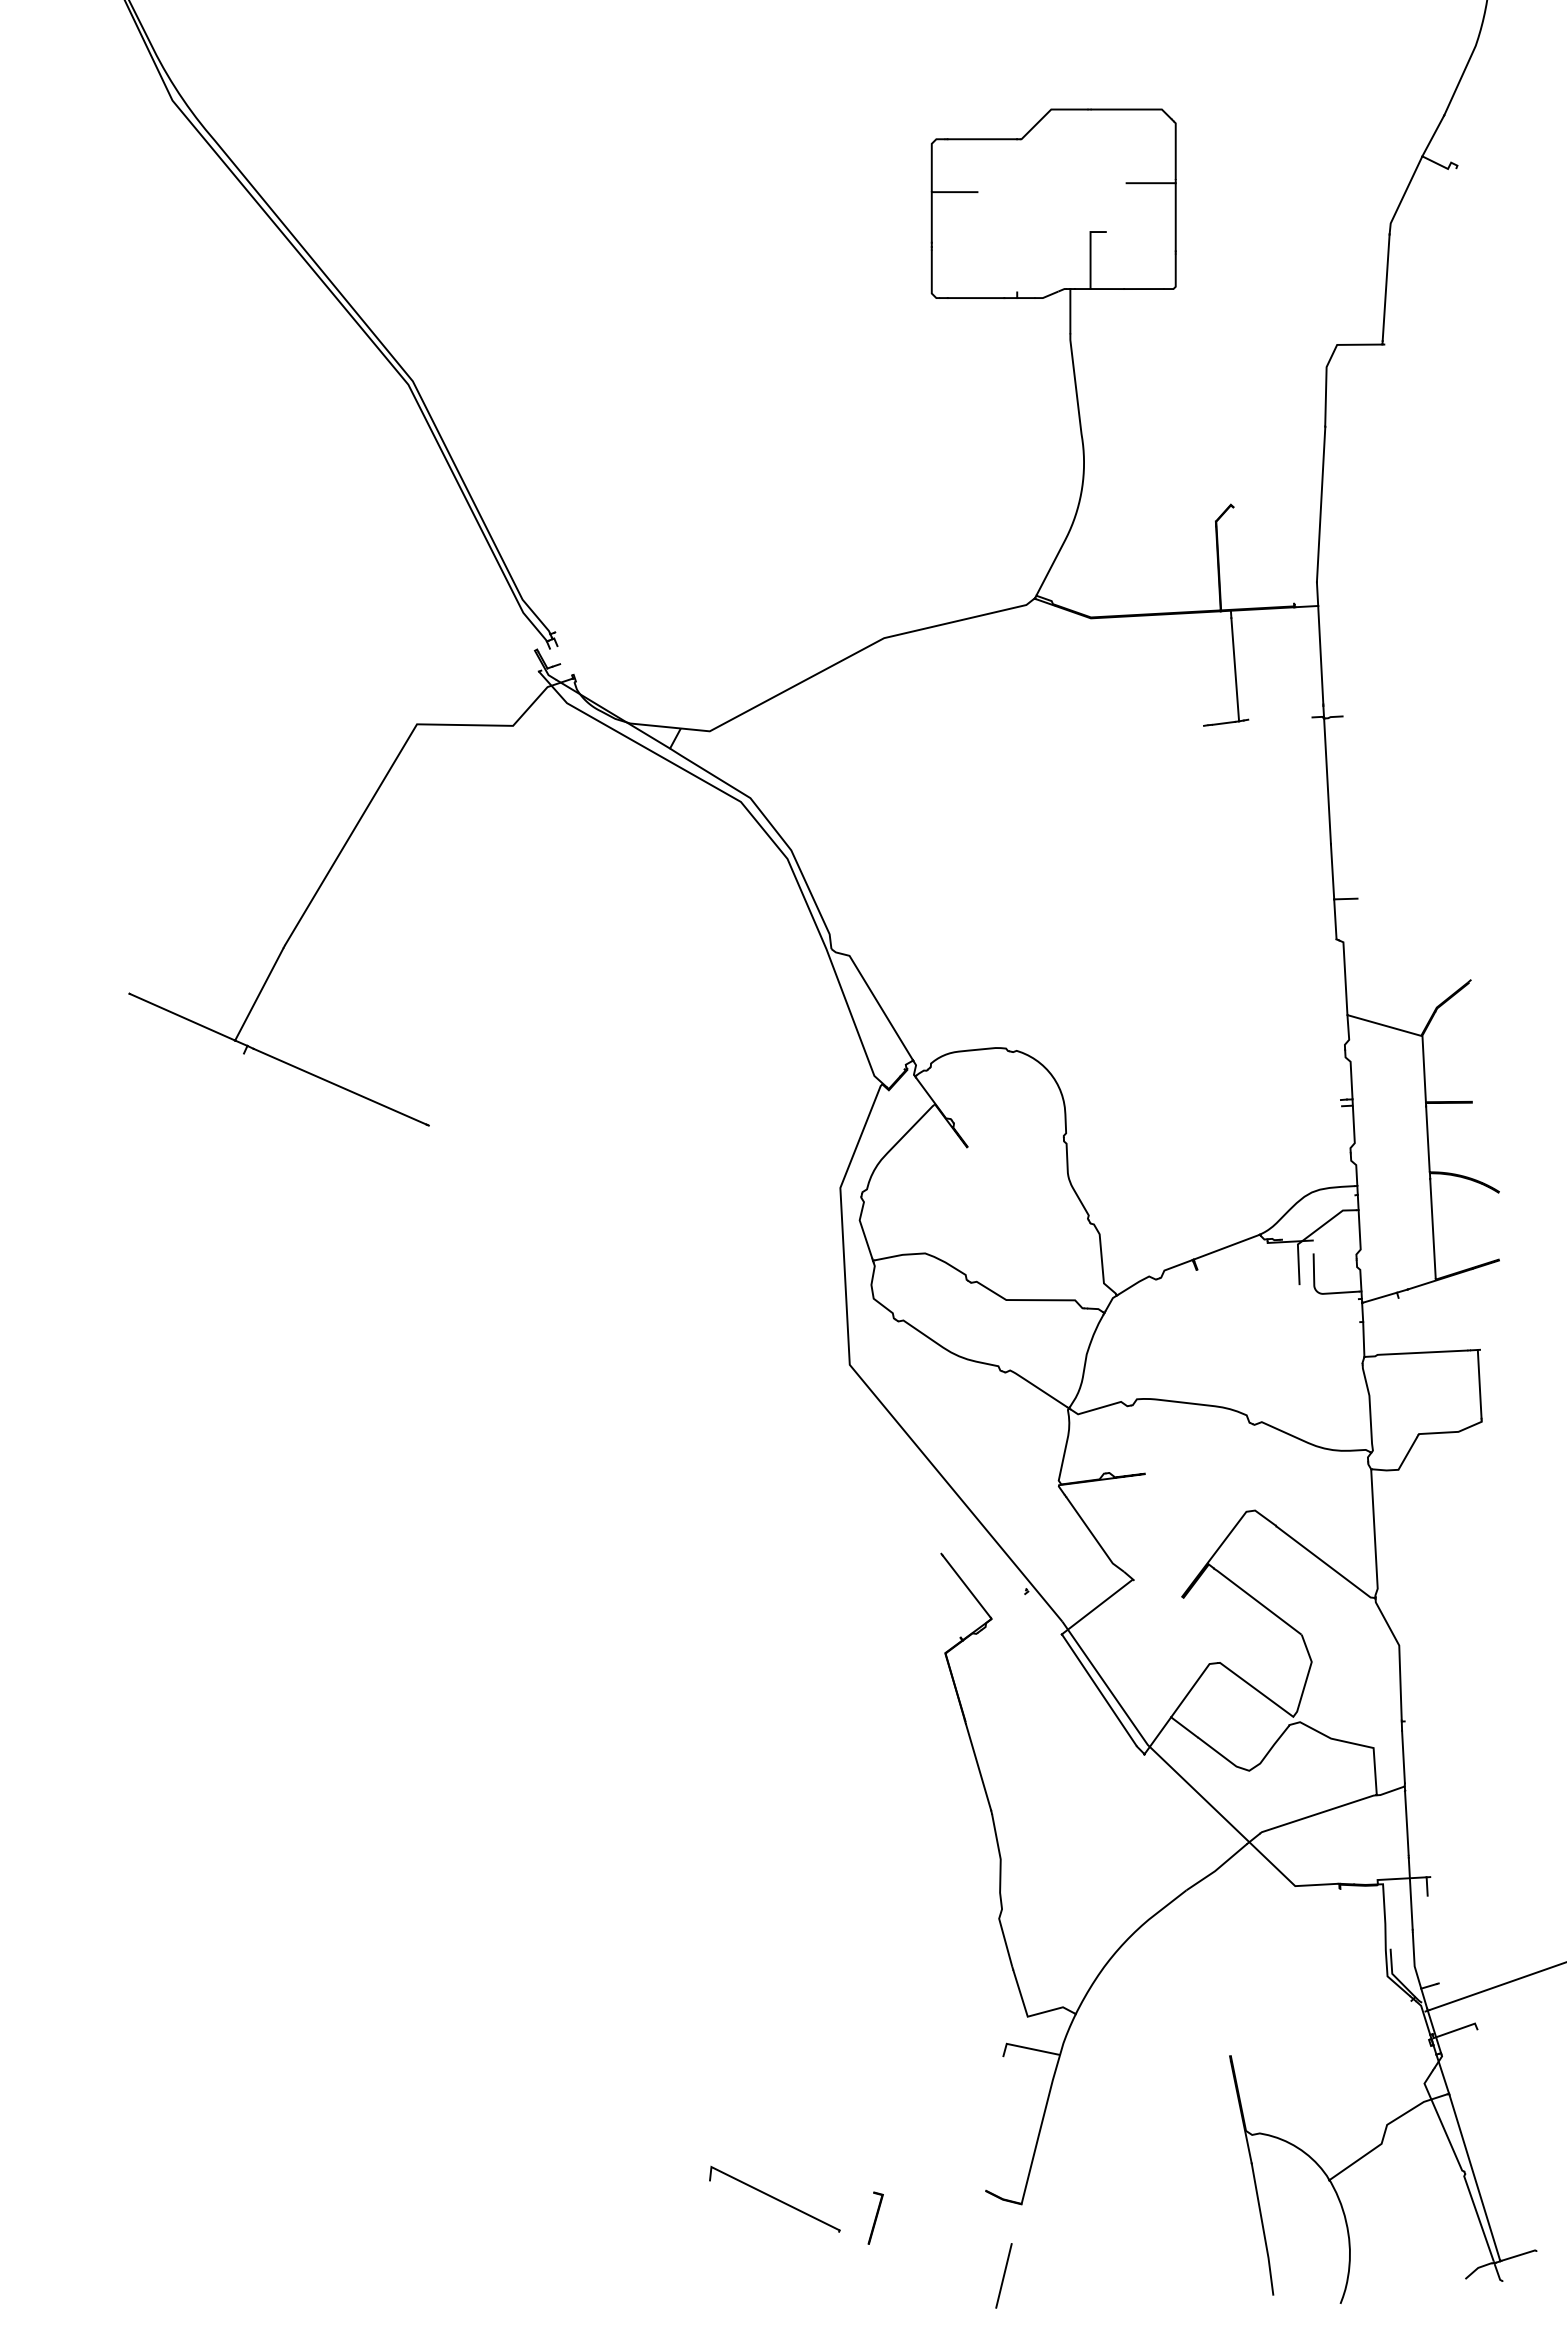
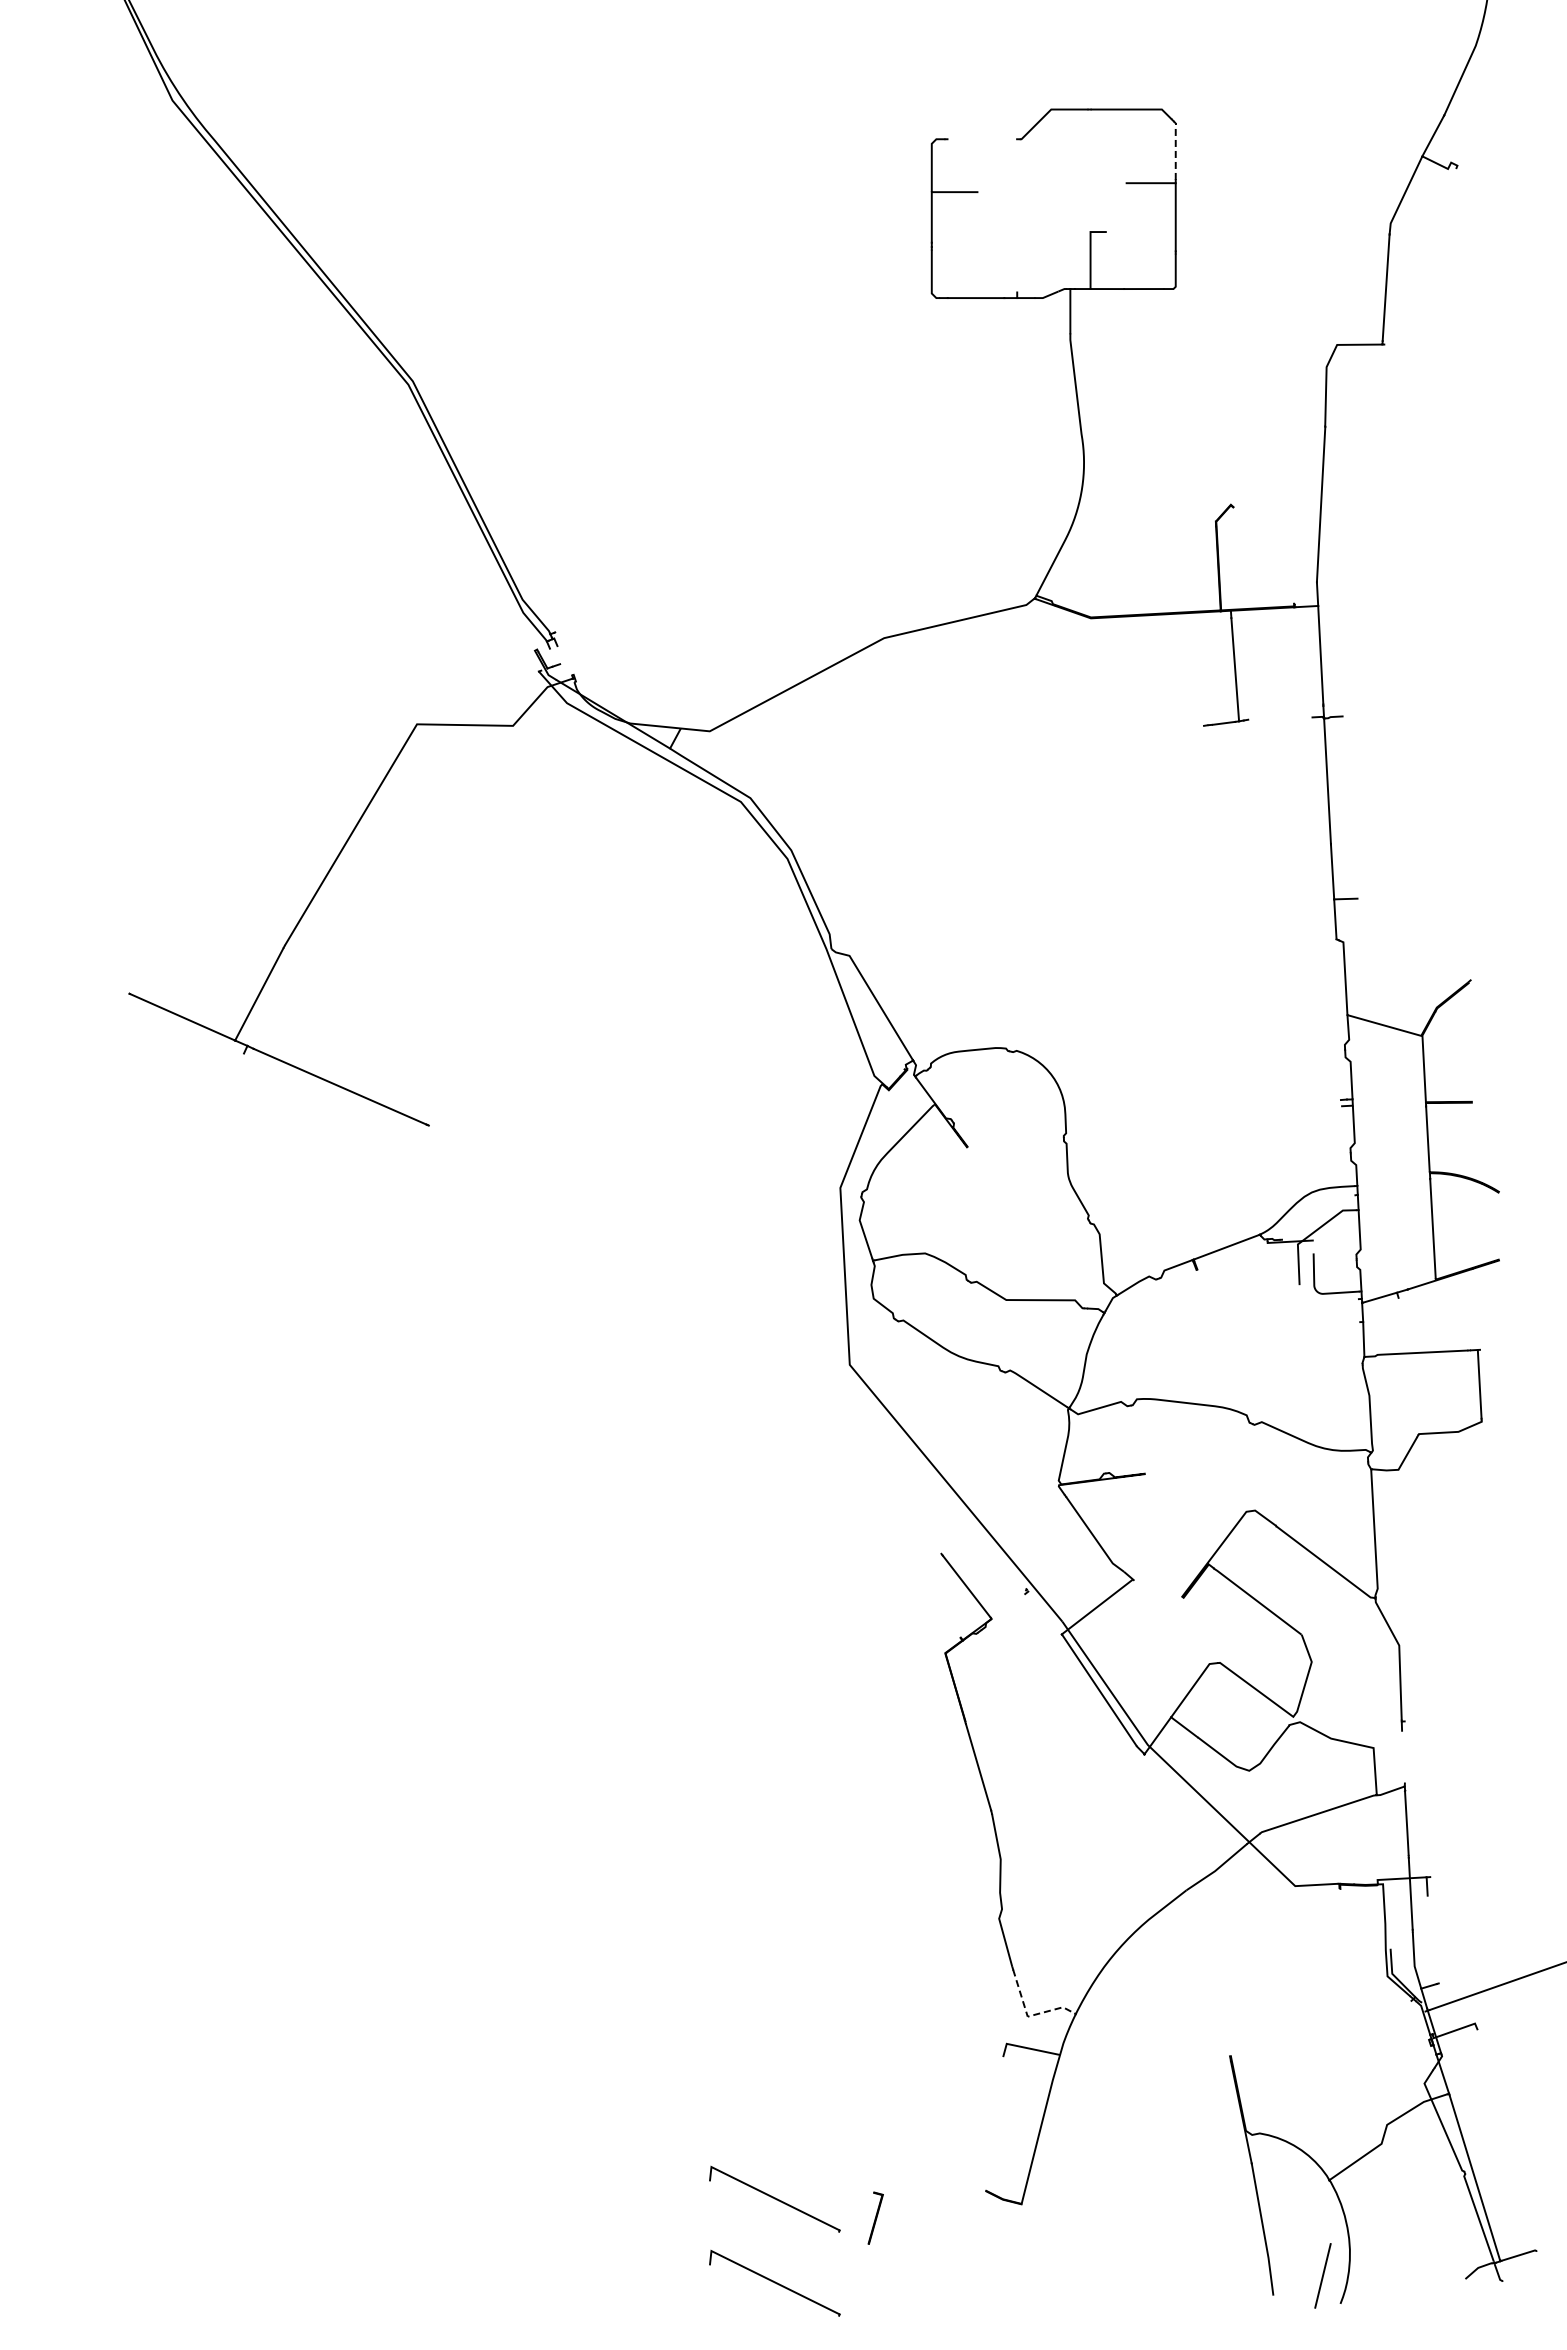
line: present -> none (982, 139)
line: solid -> dashed (1175, 149)
line: present -> none (1403, 1756)
line: solid -> dashed (1028, 2016)
line position: (1003, 2275) -> (1322, 2275) (1322, 2275)
part: none -> present (774, 2282)
